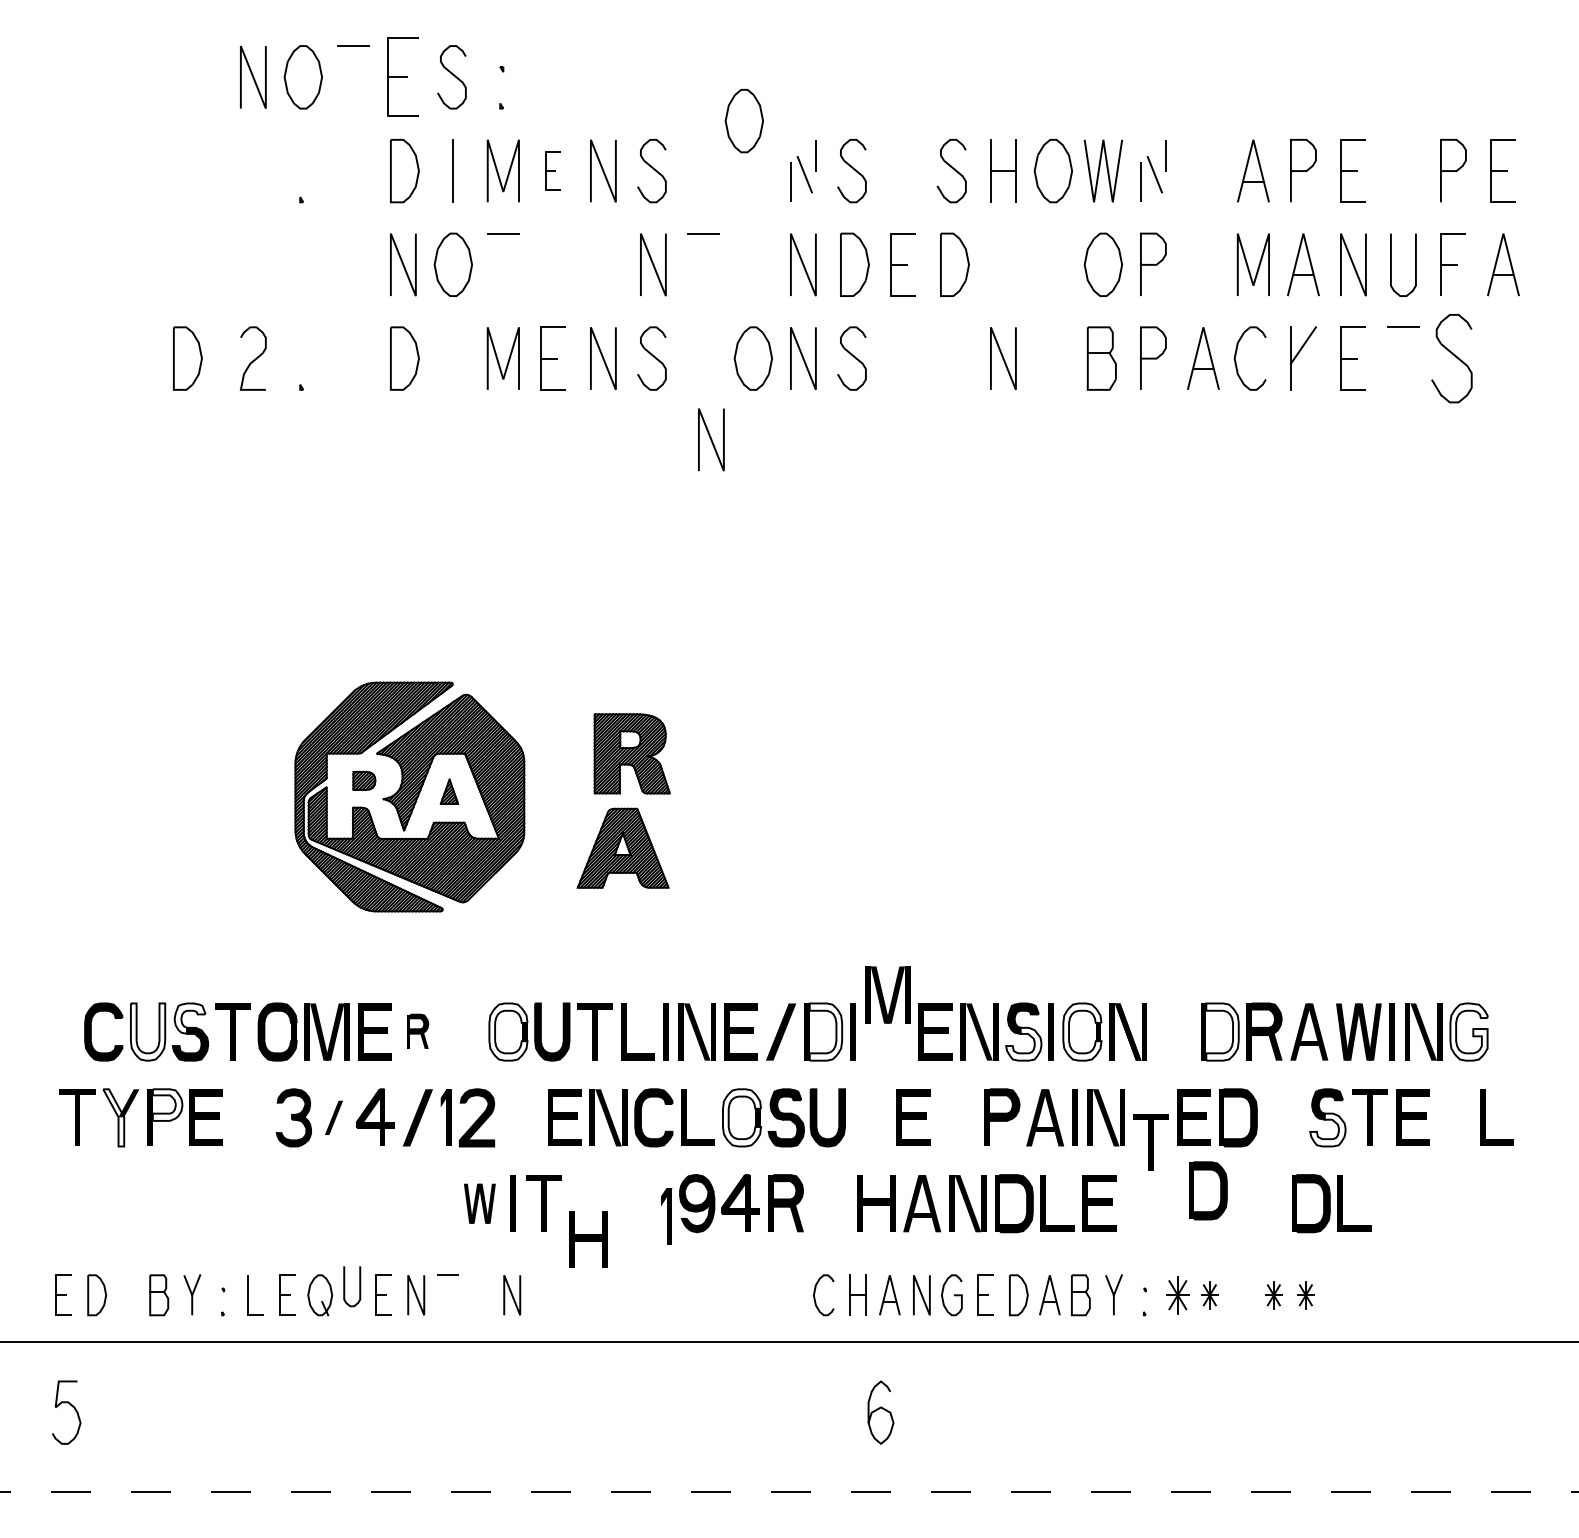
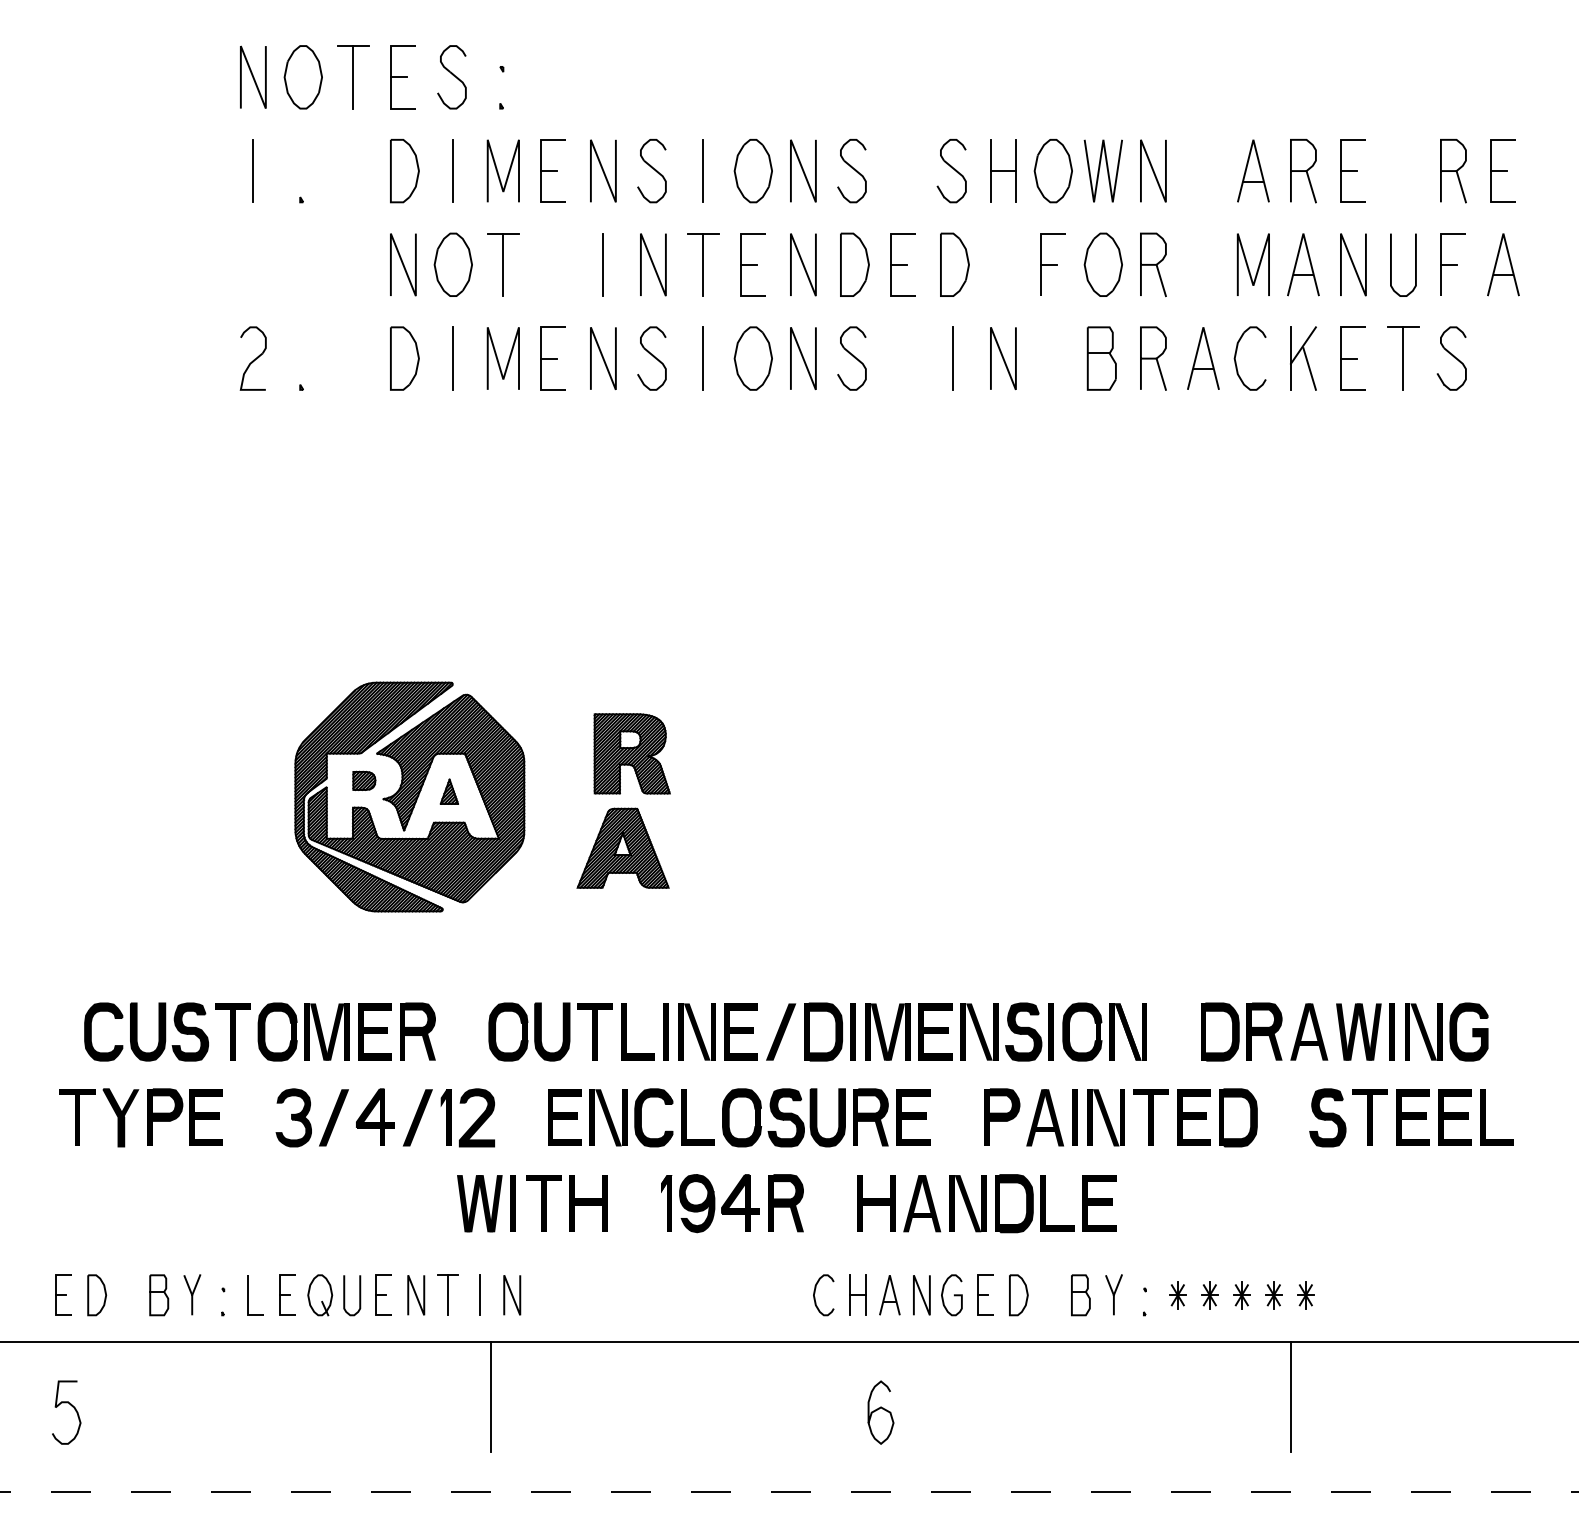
part size: 32x80 px -> 26x65 px (402, 77)
line: none -> present (353, 77)
part position: (743, 121) -> (752, 171) (752, 171)
line: none -> present (253, 170)
part size: 16x40 px -> 26x64 px (552, 170)
line: none -> present (702, 170)
line: dashed -> solid (803, 171)
line: dashed -> solid (1153, 171)
line: none -> present (1310, 186)
line: none -> present (1460, 186)
line: none -> present (503, 264)
line: none -> present (603, 264)
line: none -> present (703, 264)
part: none -> present (752, 264)
part: none -> present (1052, 264)
line: none -> present (1160, 280)
part: present -> none (187, 358)
line: none -> present (453, 358)
line: none -> present (703, 358)
line: none -> present (953, 358)
line: none -> present (1403, 358)
part size: 42x90 px -> 31x65 px (1451, 358)
line: none -> present (1309, 368)
line: none -> present (1160, 373)
line: present -> none (711, 439)
part position: (887, 994) -> (887, 1031) (887, 1031)
fill: none -> present (189, 1018)
part size: 23x36 px -> 36x59 px (417, 1031)
fill: none -> present (147, 1031)
fill: none -> present (508, 1031)
fill: none -> present (825, 1031)
fill: none -> present (1082, 1031)
fill: none -> present (1222, 1031)
fill: none -> present (1468, 1031)
fill: none -> present (1023, 1043)
fill: none -> present (167, 1104)
fill: none -> present (113, 1117)
part size: 18x35 px -> 30x58 px (333, 1117)
fill: none -> present (741, 1117)
part: none -> present (870, 1117)
part: none -> present (1454, 1117)
fill: none -> present (1327, 1129)
part position: (1150, 1142) -> (1150, 1117) (1150, 1117)
part: present -> none (1208, 1190)
part size: 32x41 px -> 46x58 px (479, 1203)
part: present -> none (1331, 1203)
part position: (666, 1216) -> (666, 1203) (666, 1203)
part position: (588, 1239) -> (588, 1203) (588, 1203)
curve position: (345, 1286) -> (345, 1295) (345, 1295)
line: none -> present (448, 1295)
line: none -> present (480, 1295)
part: present -> none (1049, 1295)
part size: 24x39 px -> 18x29 px (1177, 1295)
part: none -> present (1241, 1295)
line: none -> present (491, 1396)
line: none -> present (1291, 1396)
